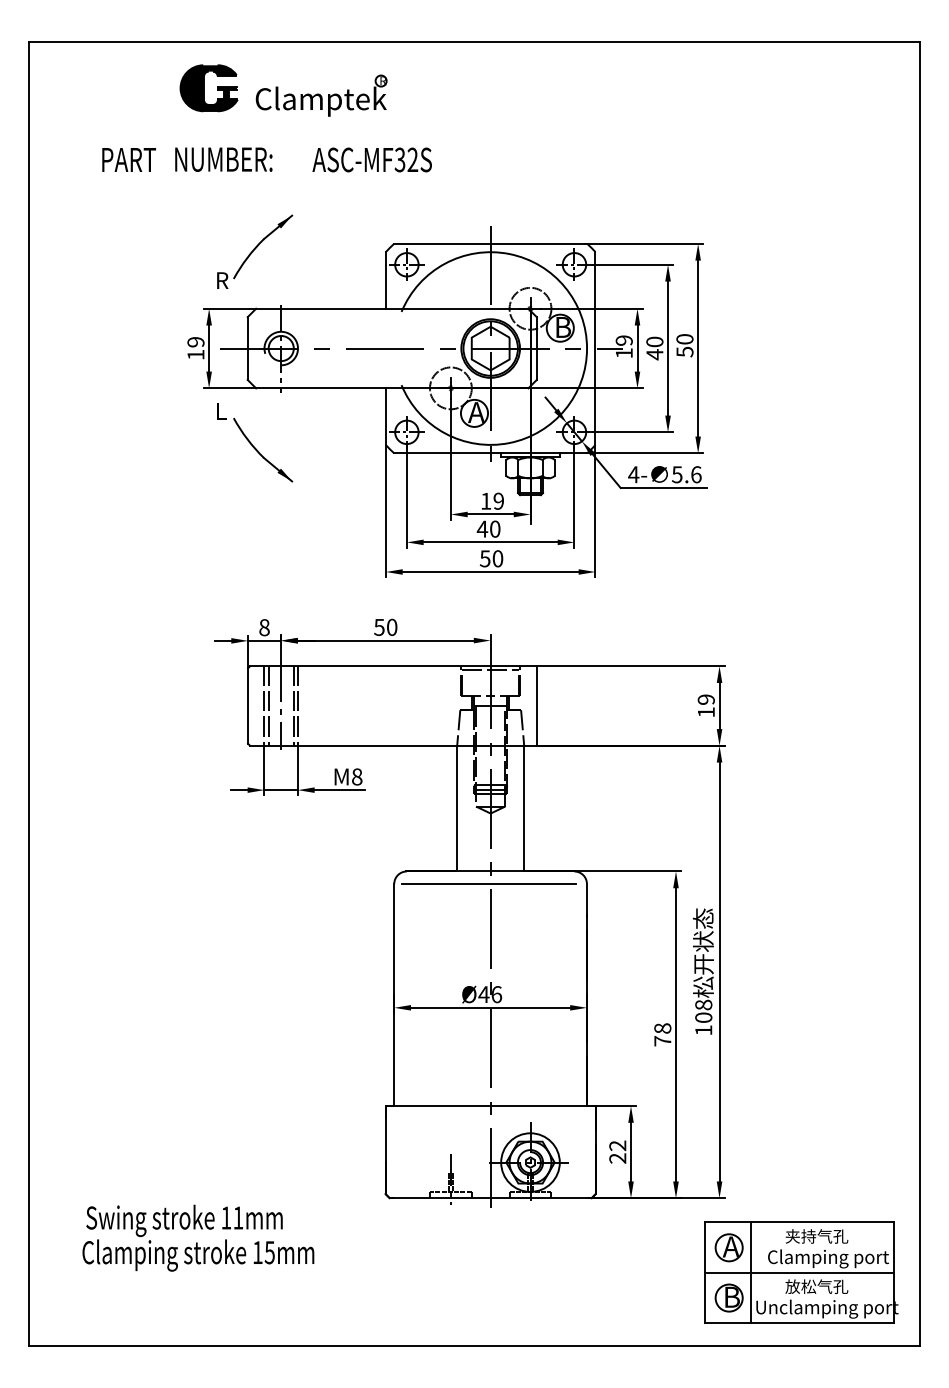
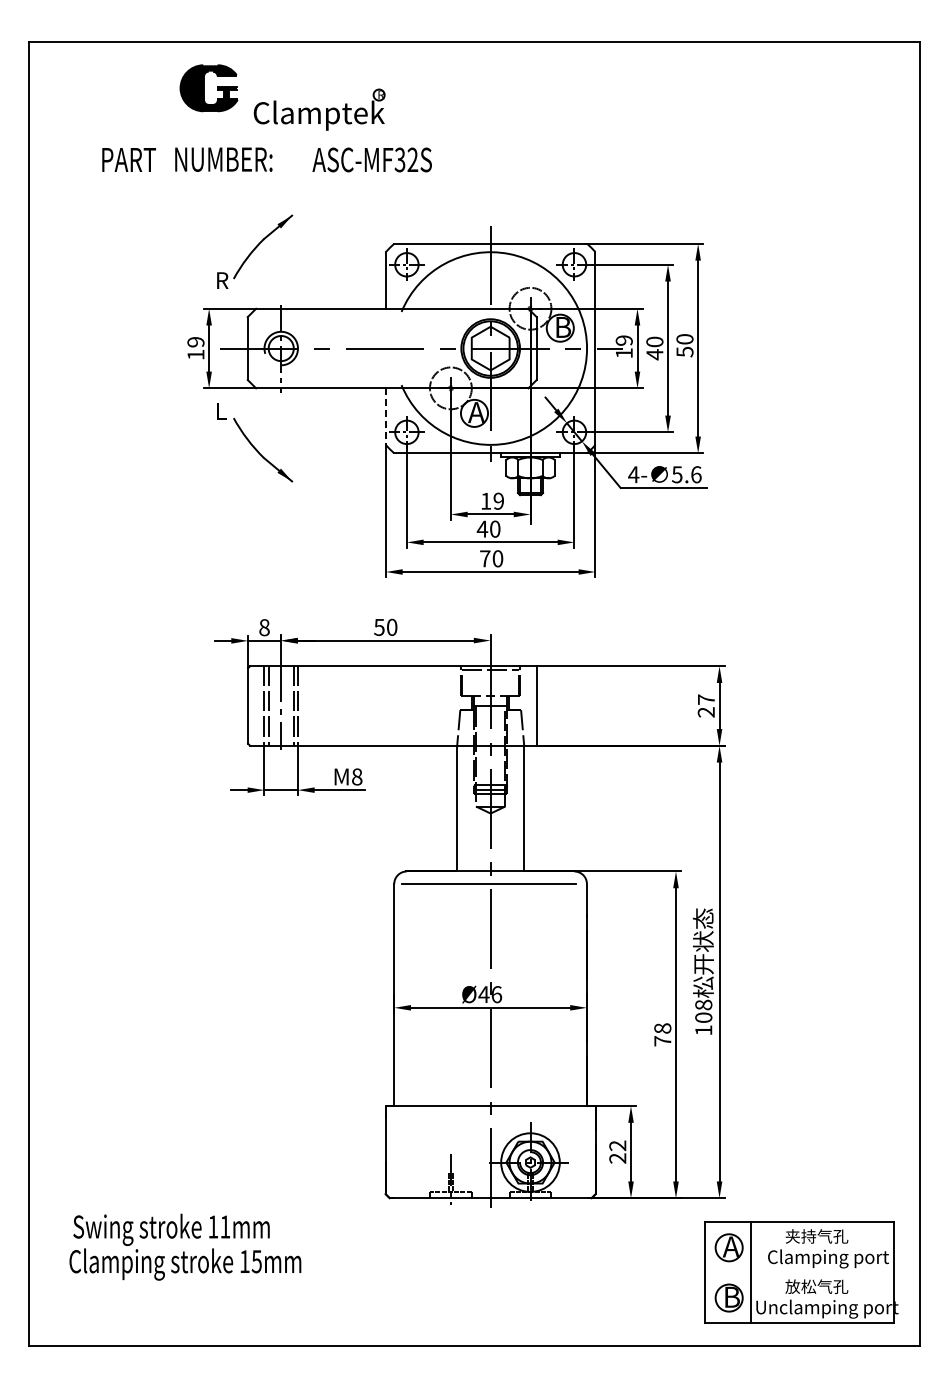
part position: (321, 95) -> (319, 109) (319, 109)
line: solid -> dashed (385, 417)
text: 50 -> 70 (484, 558)
text: 19 -> 27 (705, 705)
text position: (198, 1237) -> (185, 1246) (185, 1246)
line: present -> none (799, 1272)
